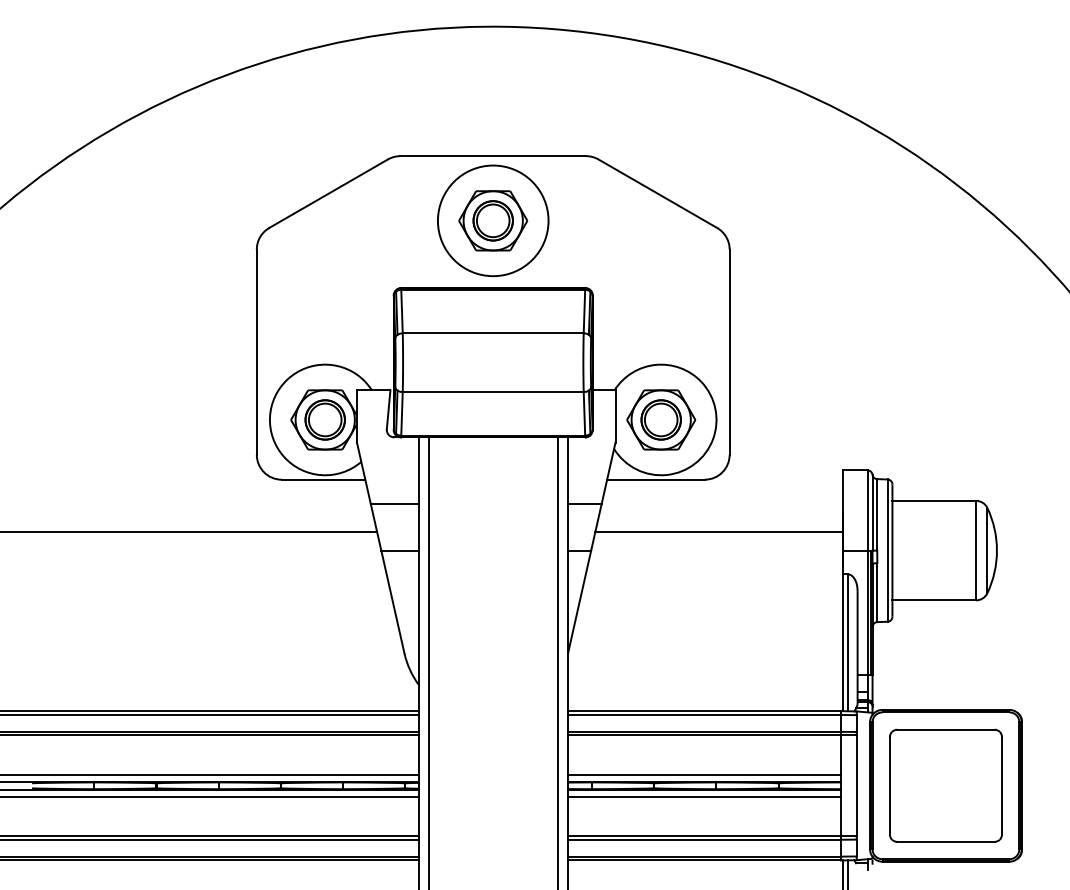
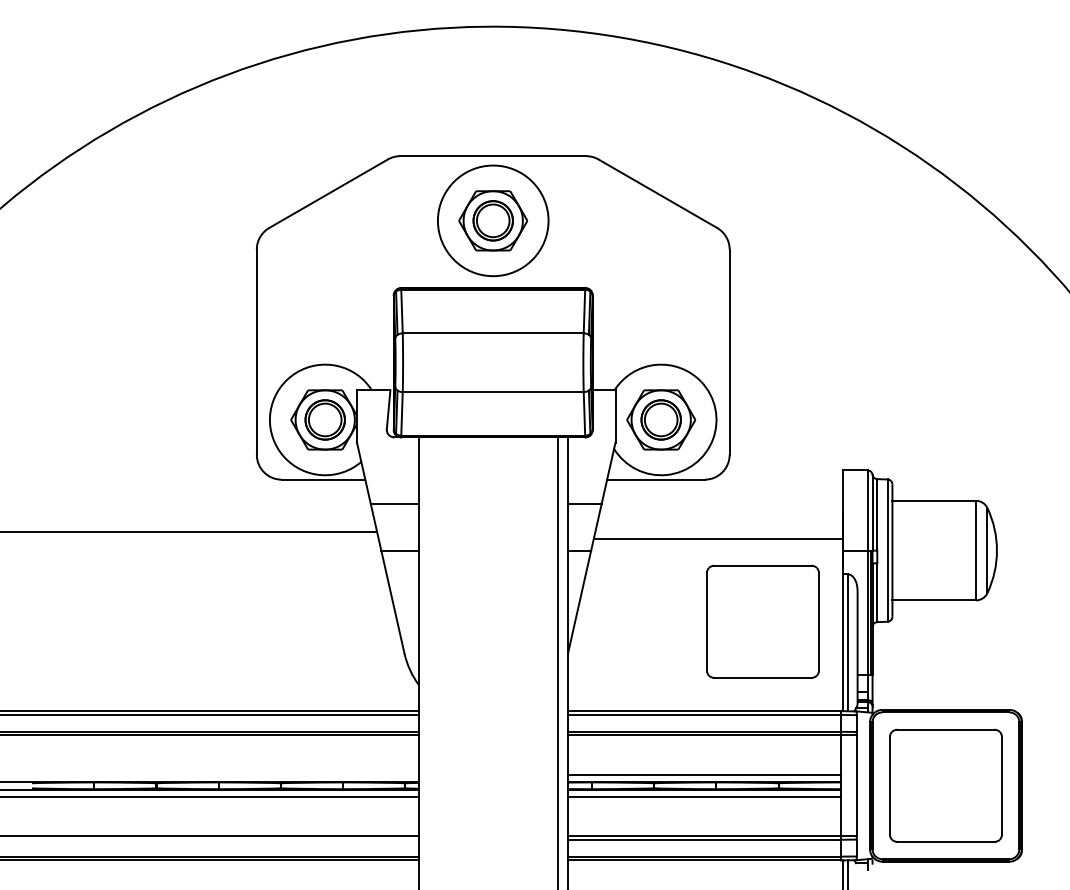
line position: (718, 531) -> (718, 538) (718, 538)
part: none -> present (762, 621)
line: present -> none (428, 661)
line: present -> none (210, 774)
line: present -> none (210, 839)
